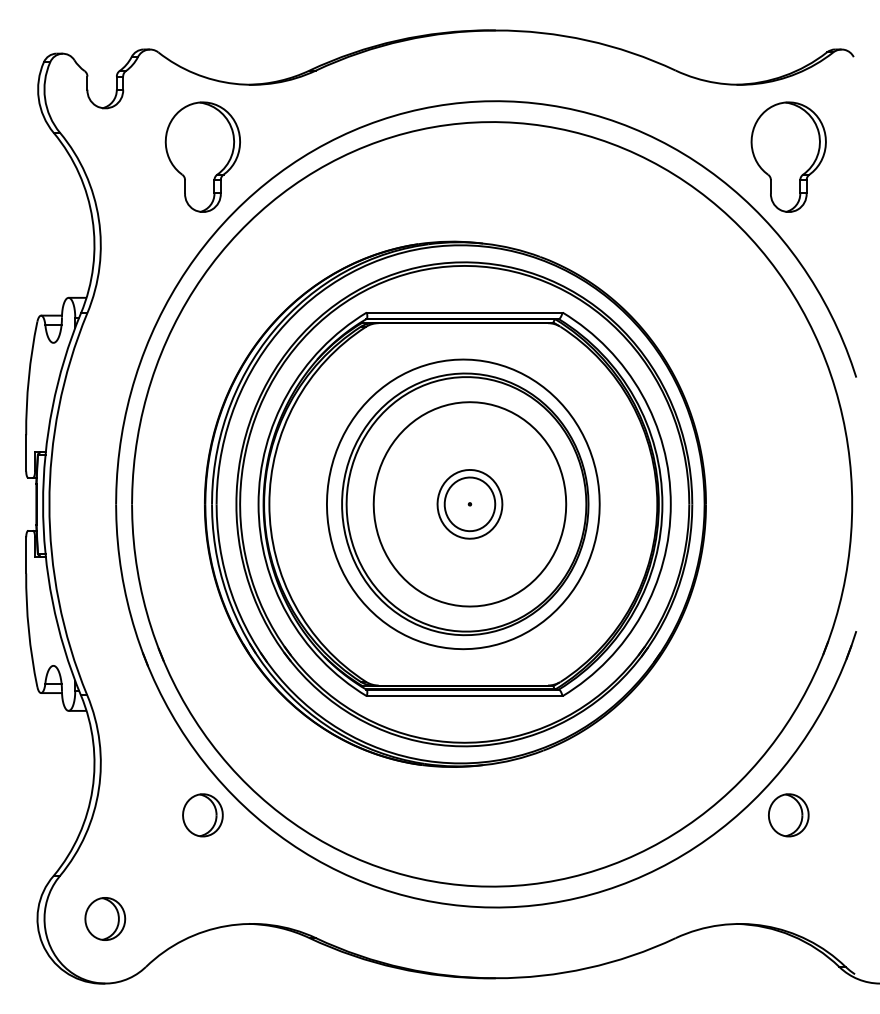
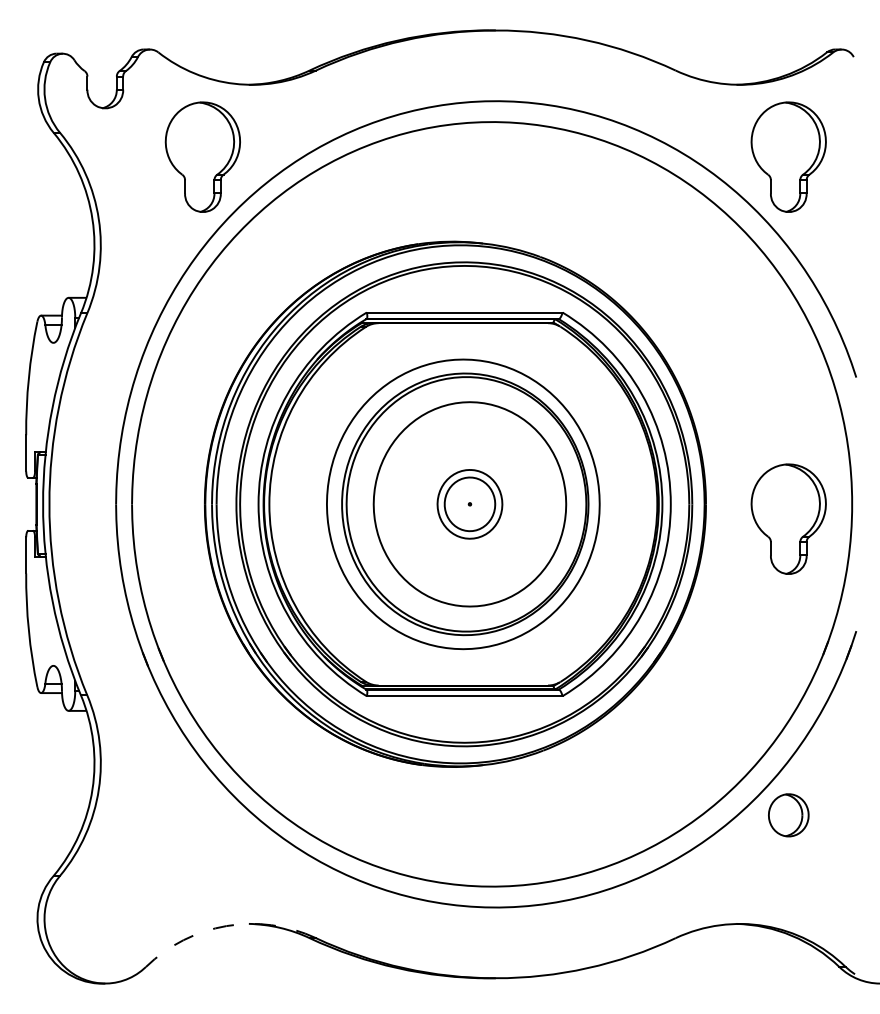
part: none -> present (788, 518)
part: present -> none (202, 815)
part: present -> none (105, 918)
arc: solid -> dashed (226, 926)
